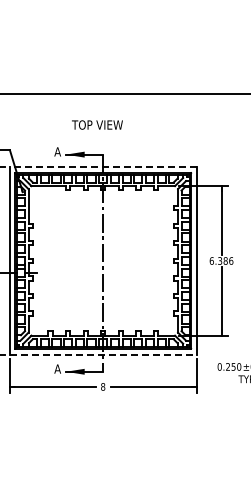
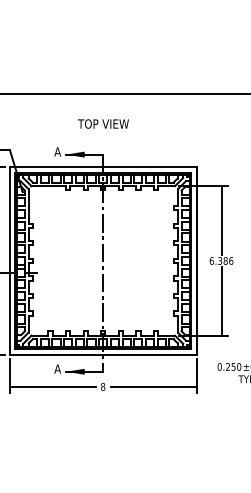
text position: (97, 124) -> (103, 123) (103, 123)
line: dashed -> solid (103, 167)
line: dashed -> solid (103, 354)
